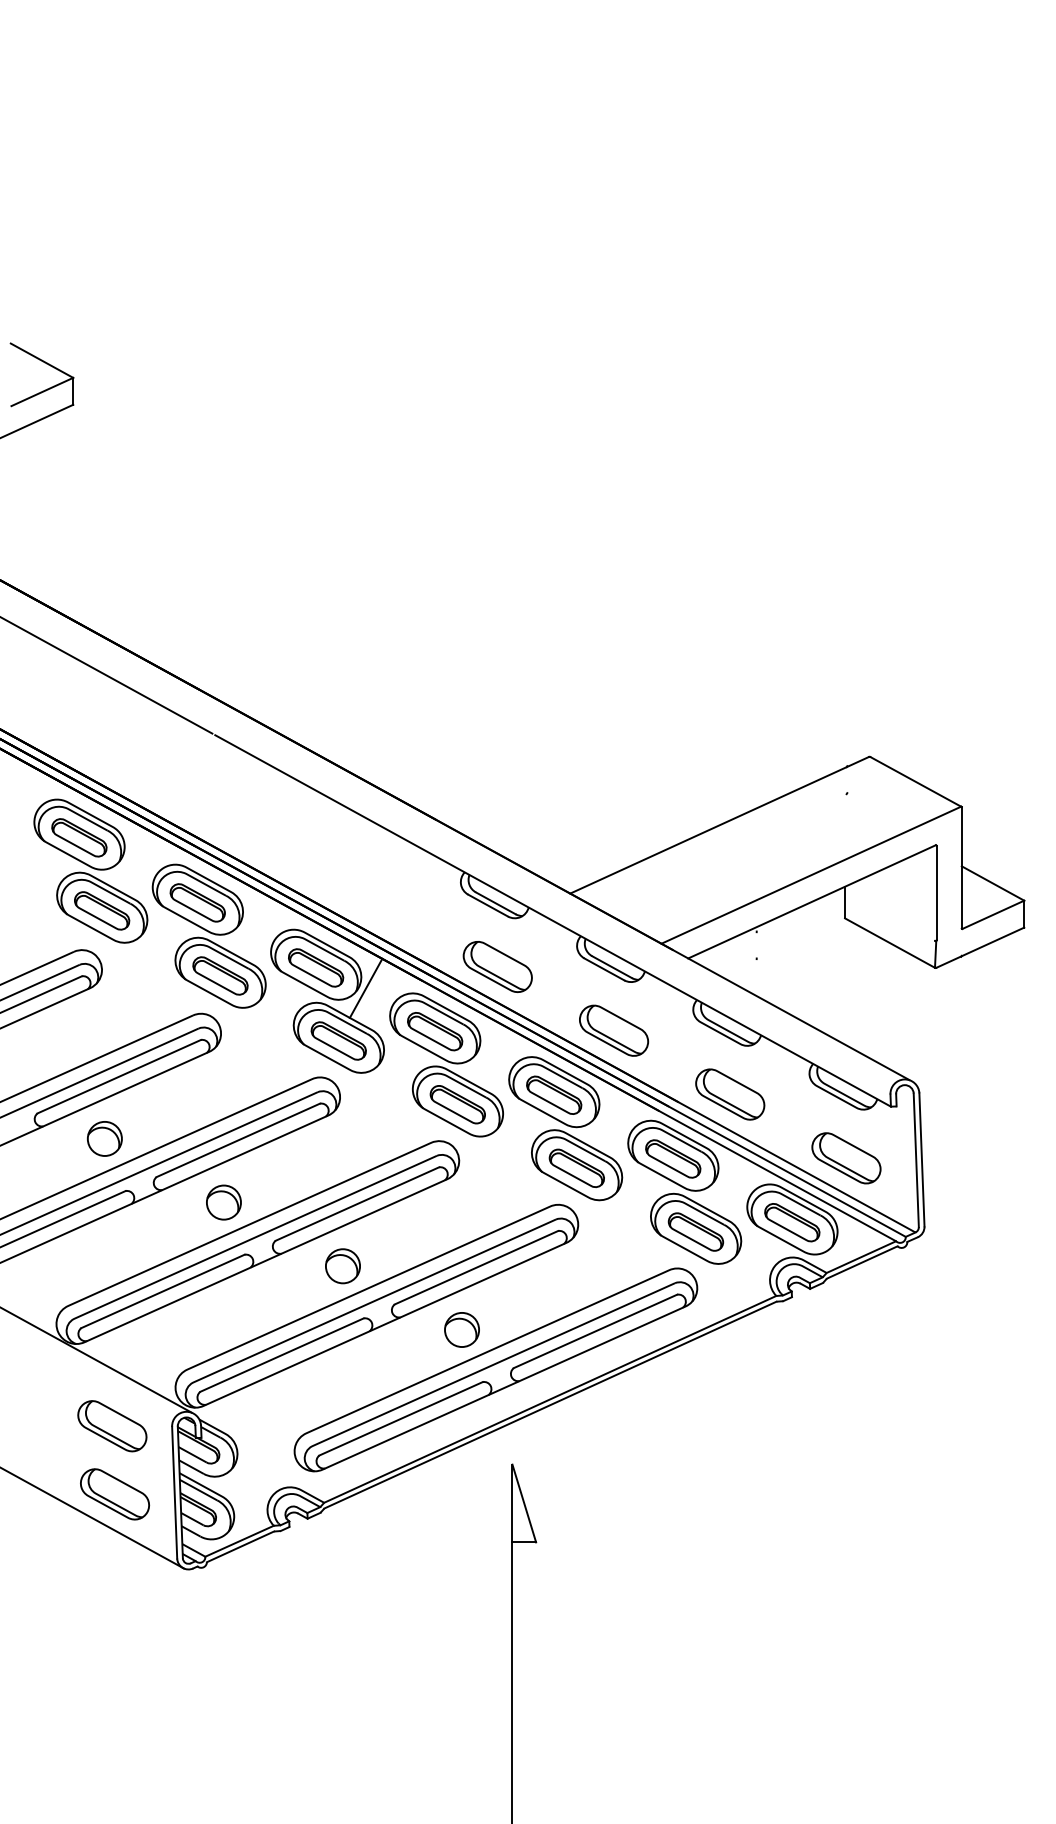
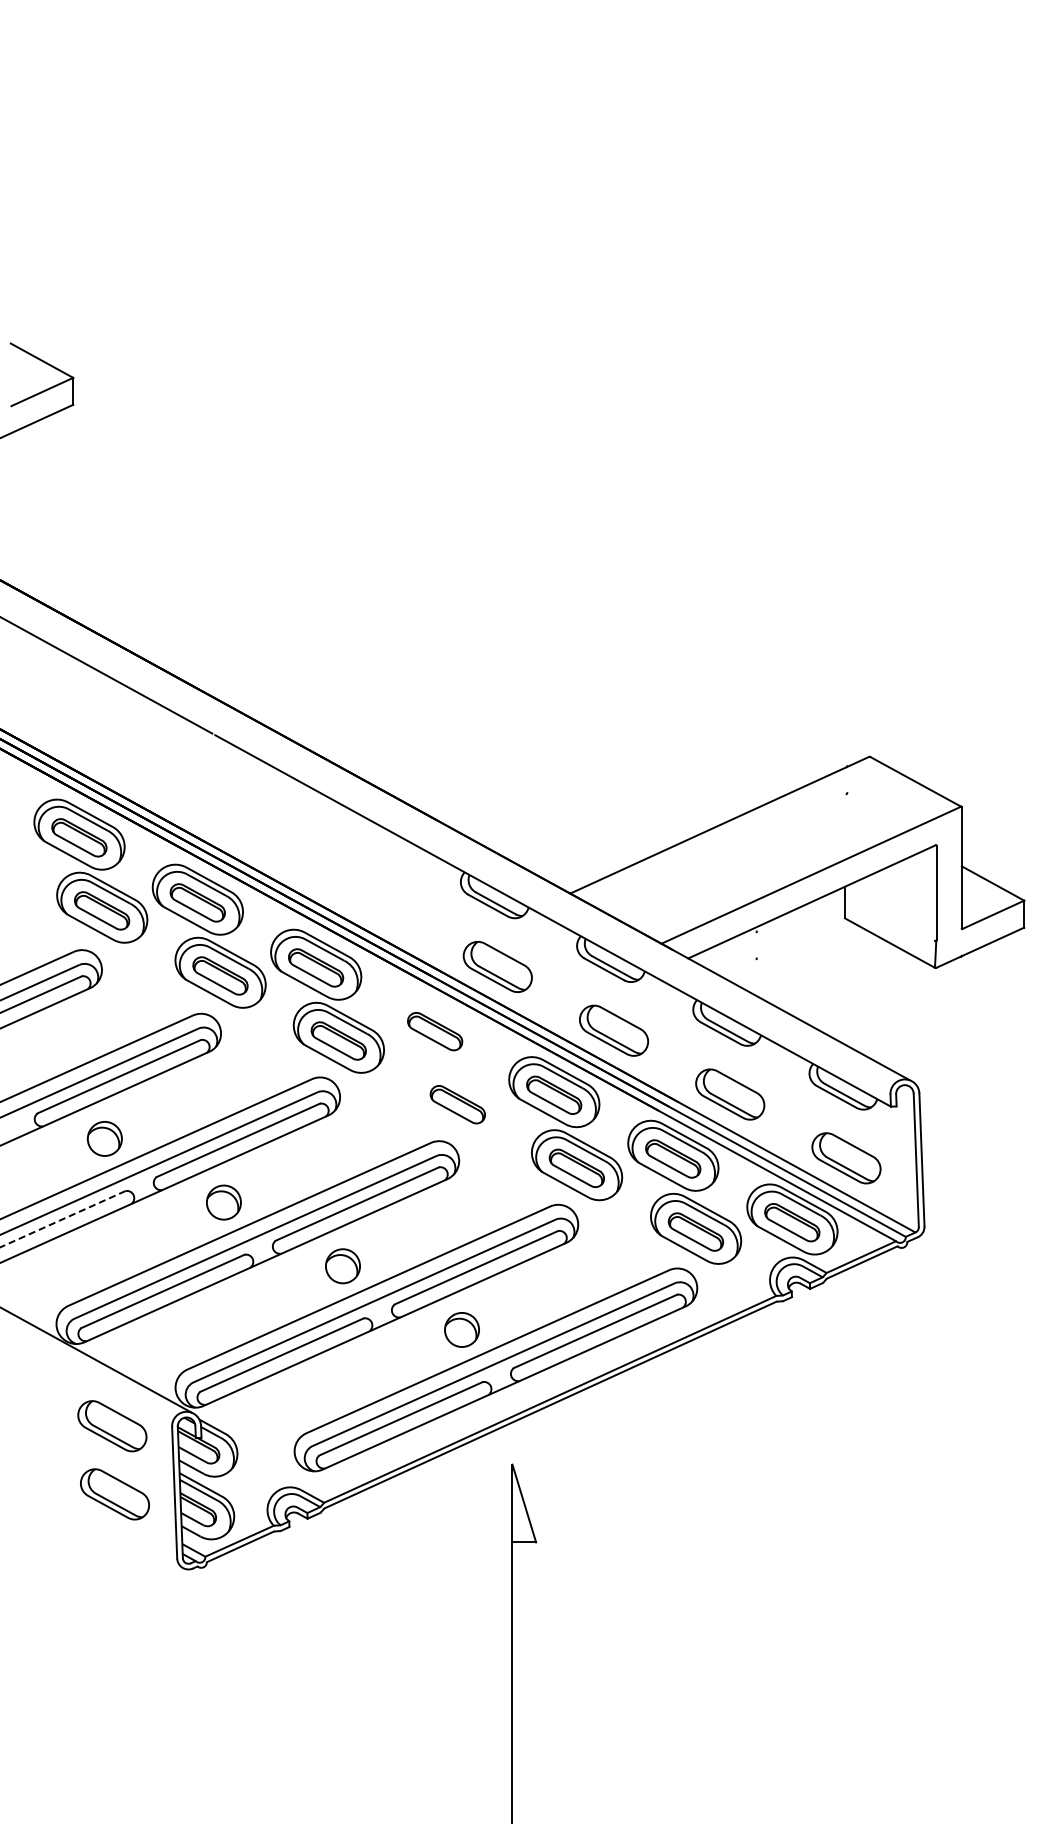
line: present -> none (365, 987)
part: present -> none (446, 1064)
line: solid -> dashed (62, 1219)
line: present -> none (93, 1518)
